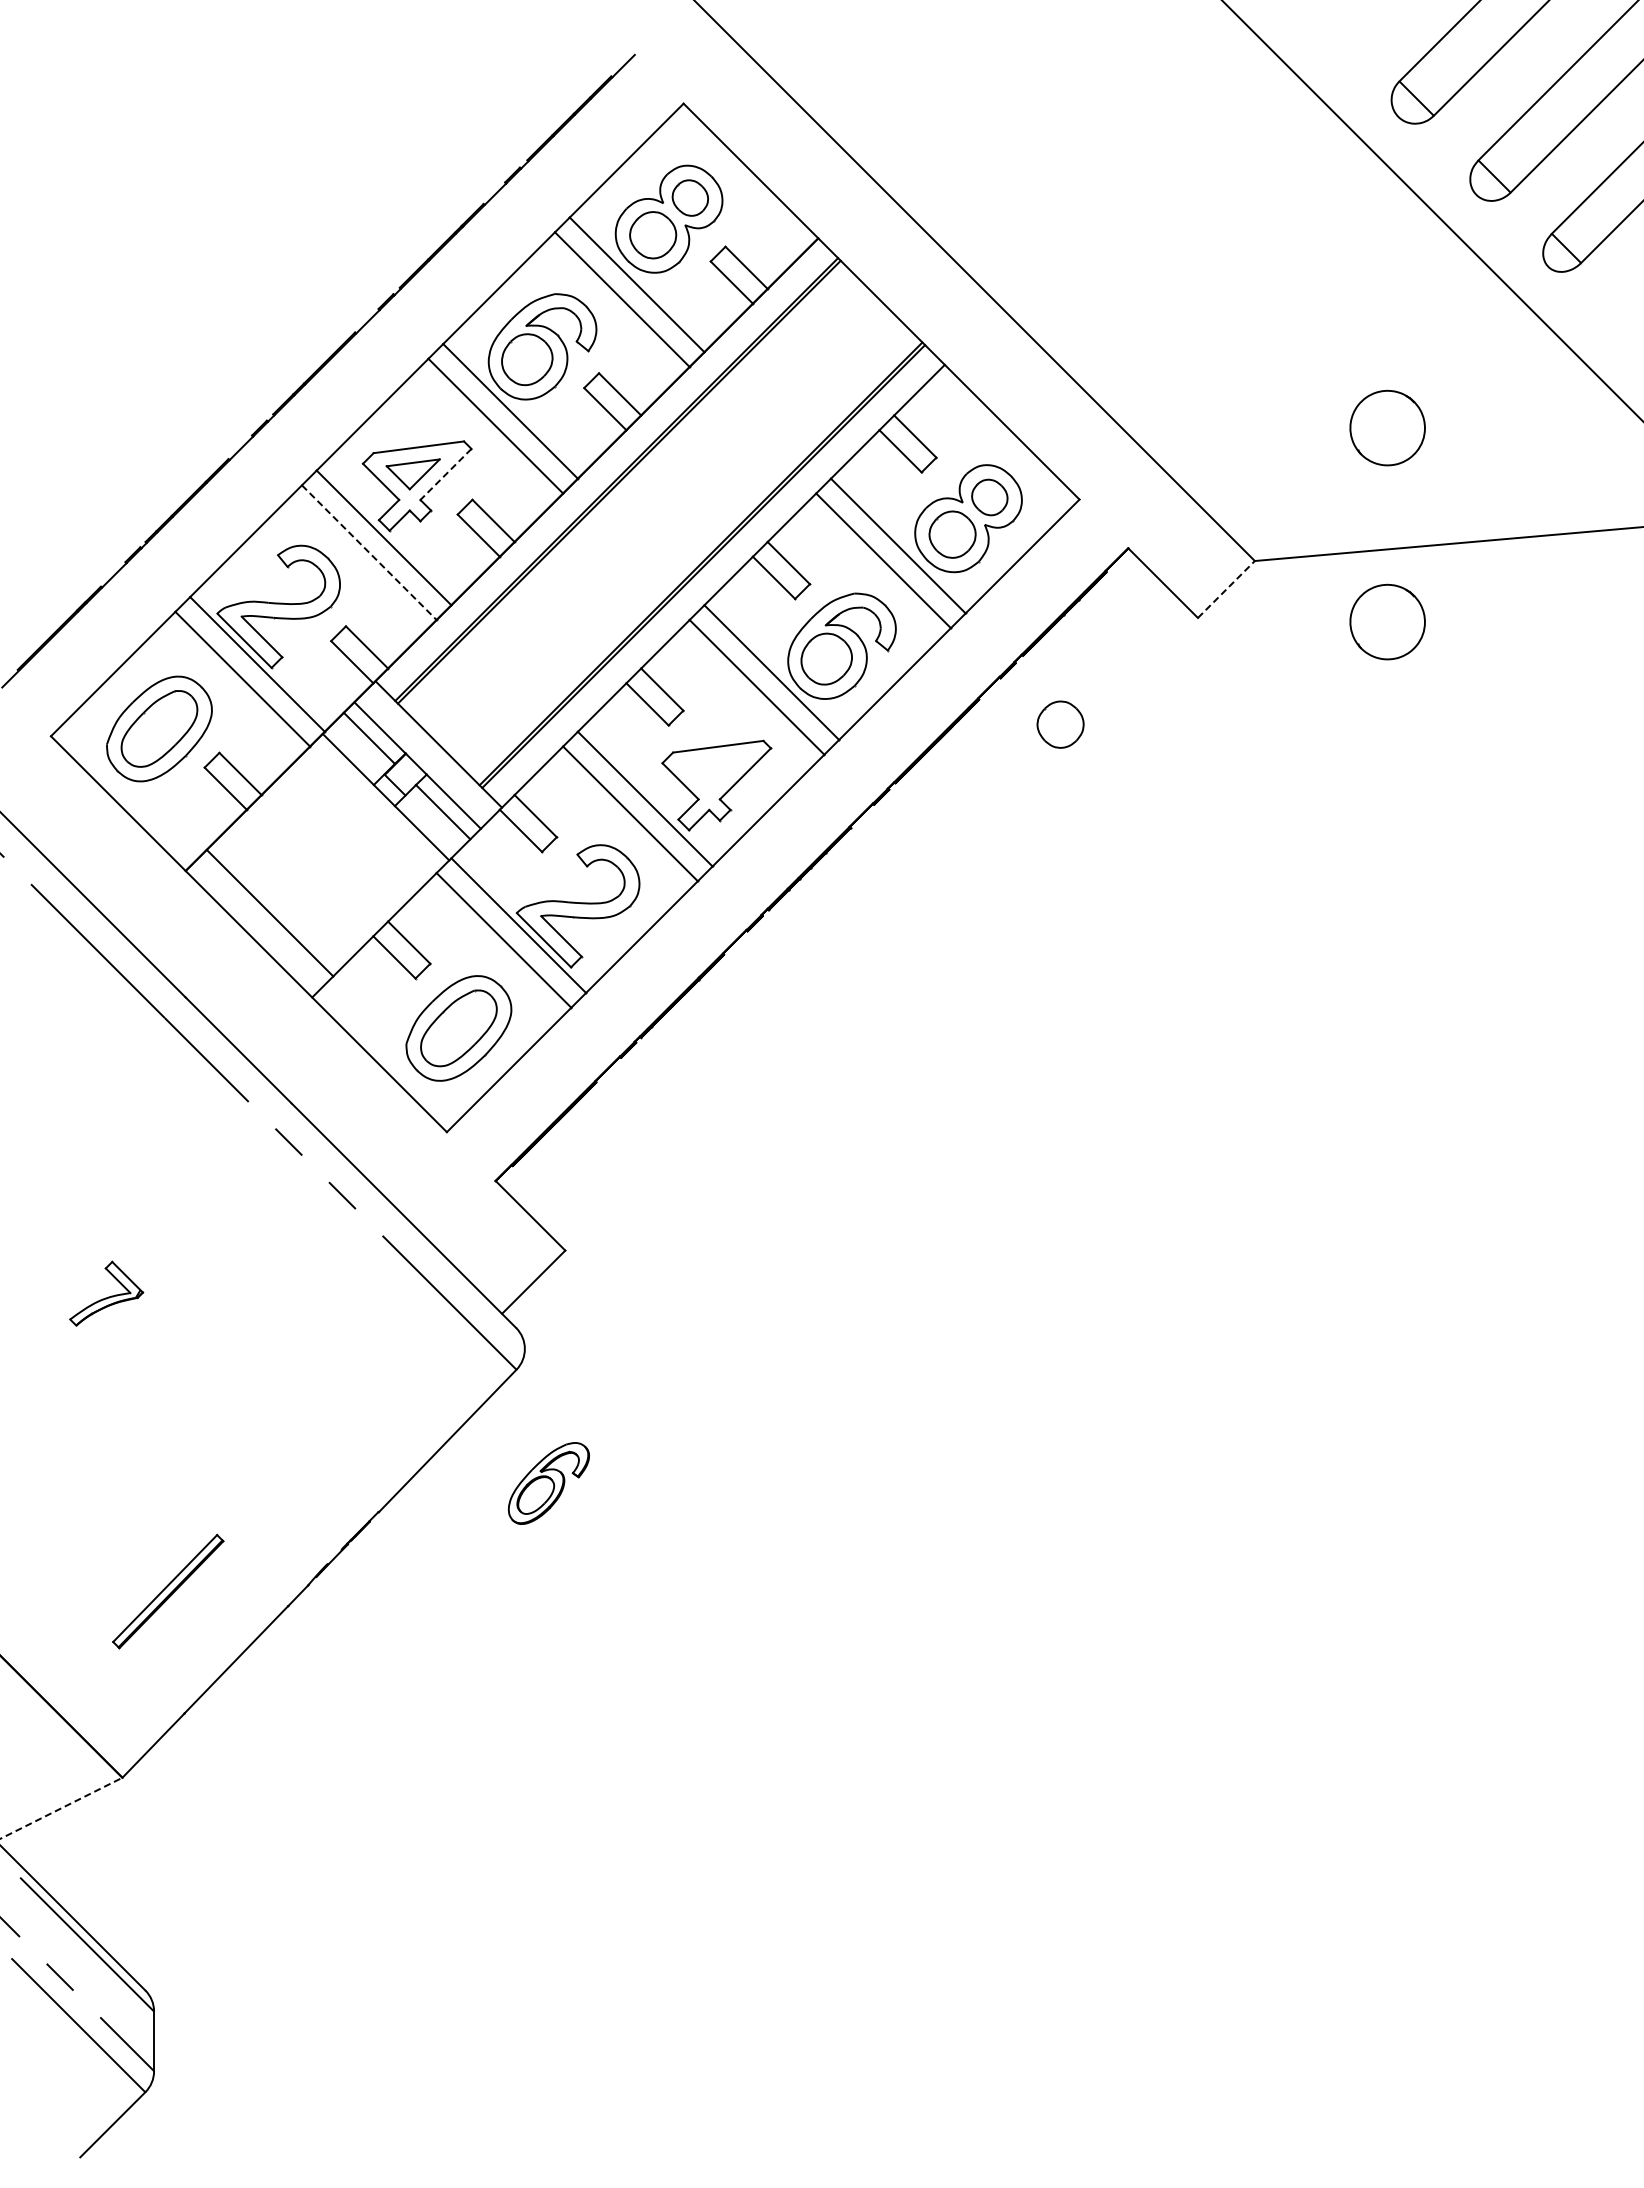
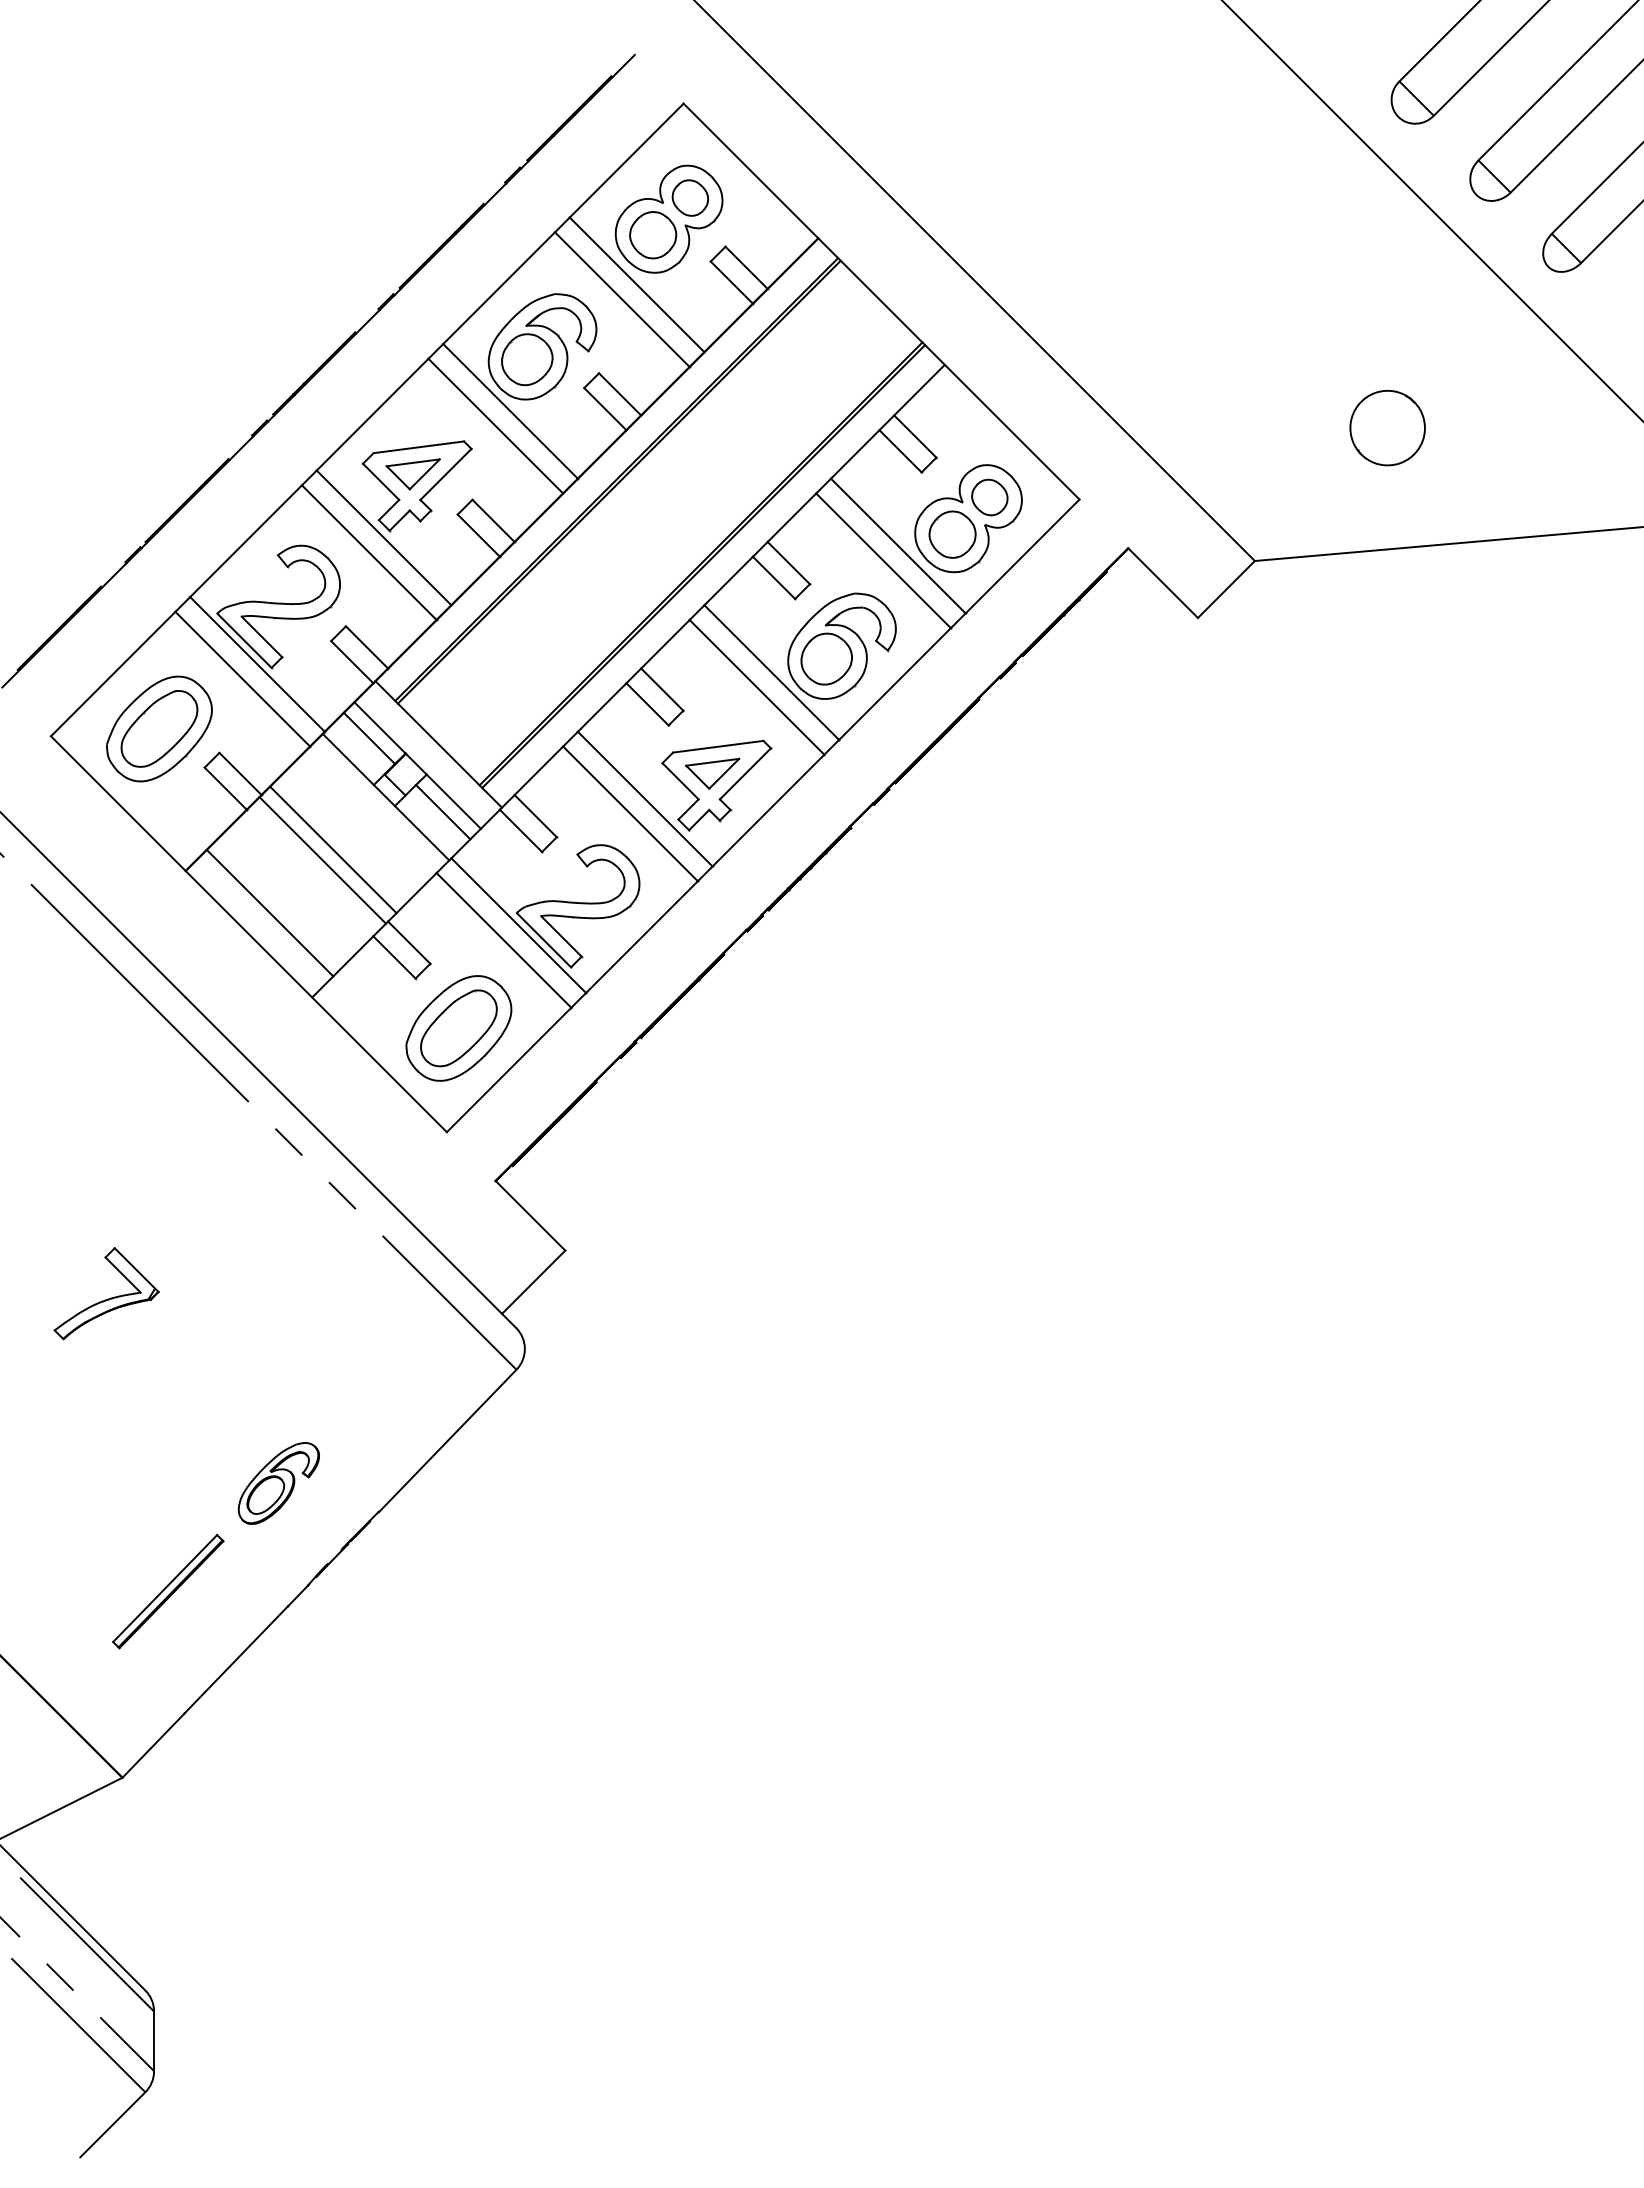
line: dashed -> solid (445, 474)
line: dashed -> solid (369, 553)
line: dashed -> solid (1226, 589)
part: present -> none (1387, 621)
part: present -> none (1060, 724)
part: none -> present (712, 773)
line: none -> present (333, 849)
line: none -> present (322, 860)
part size: 76x67 px -> 107x94 px (106, 1293)
part position: (548, 1483) -> (278, 1483) (278, 1483)
line: dashed -> solid (61, 1808)
